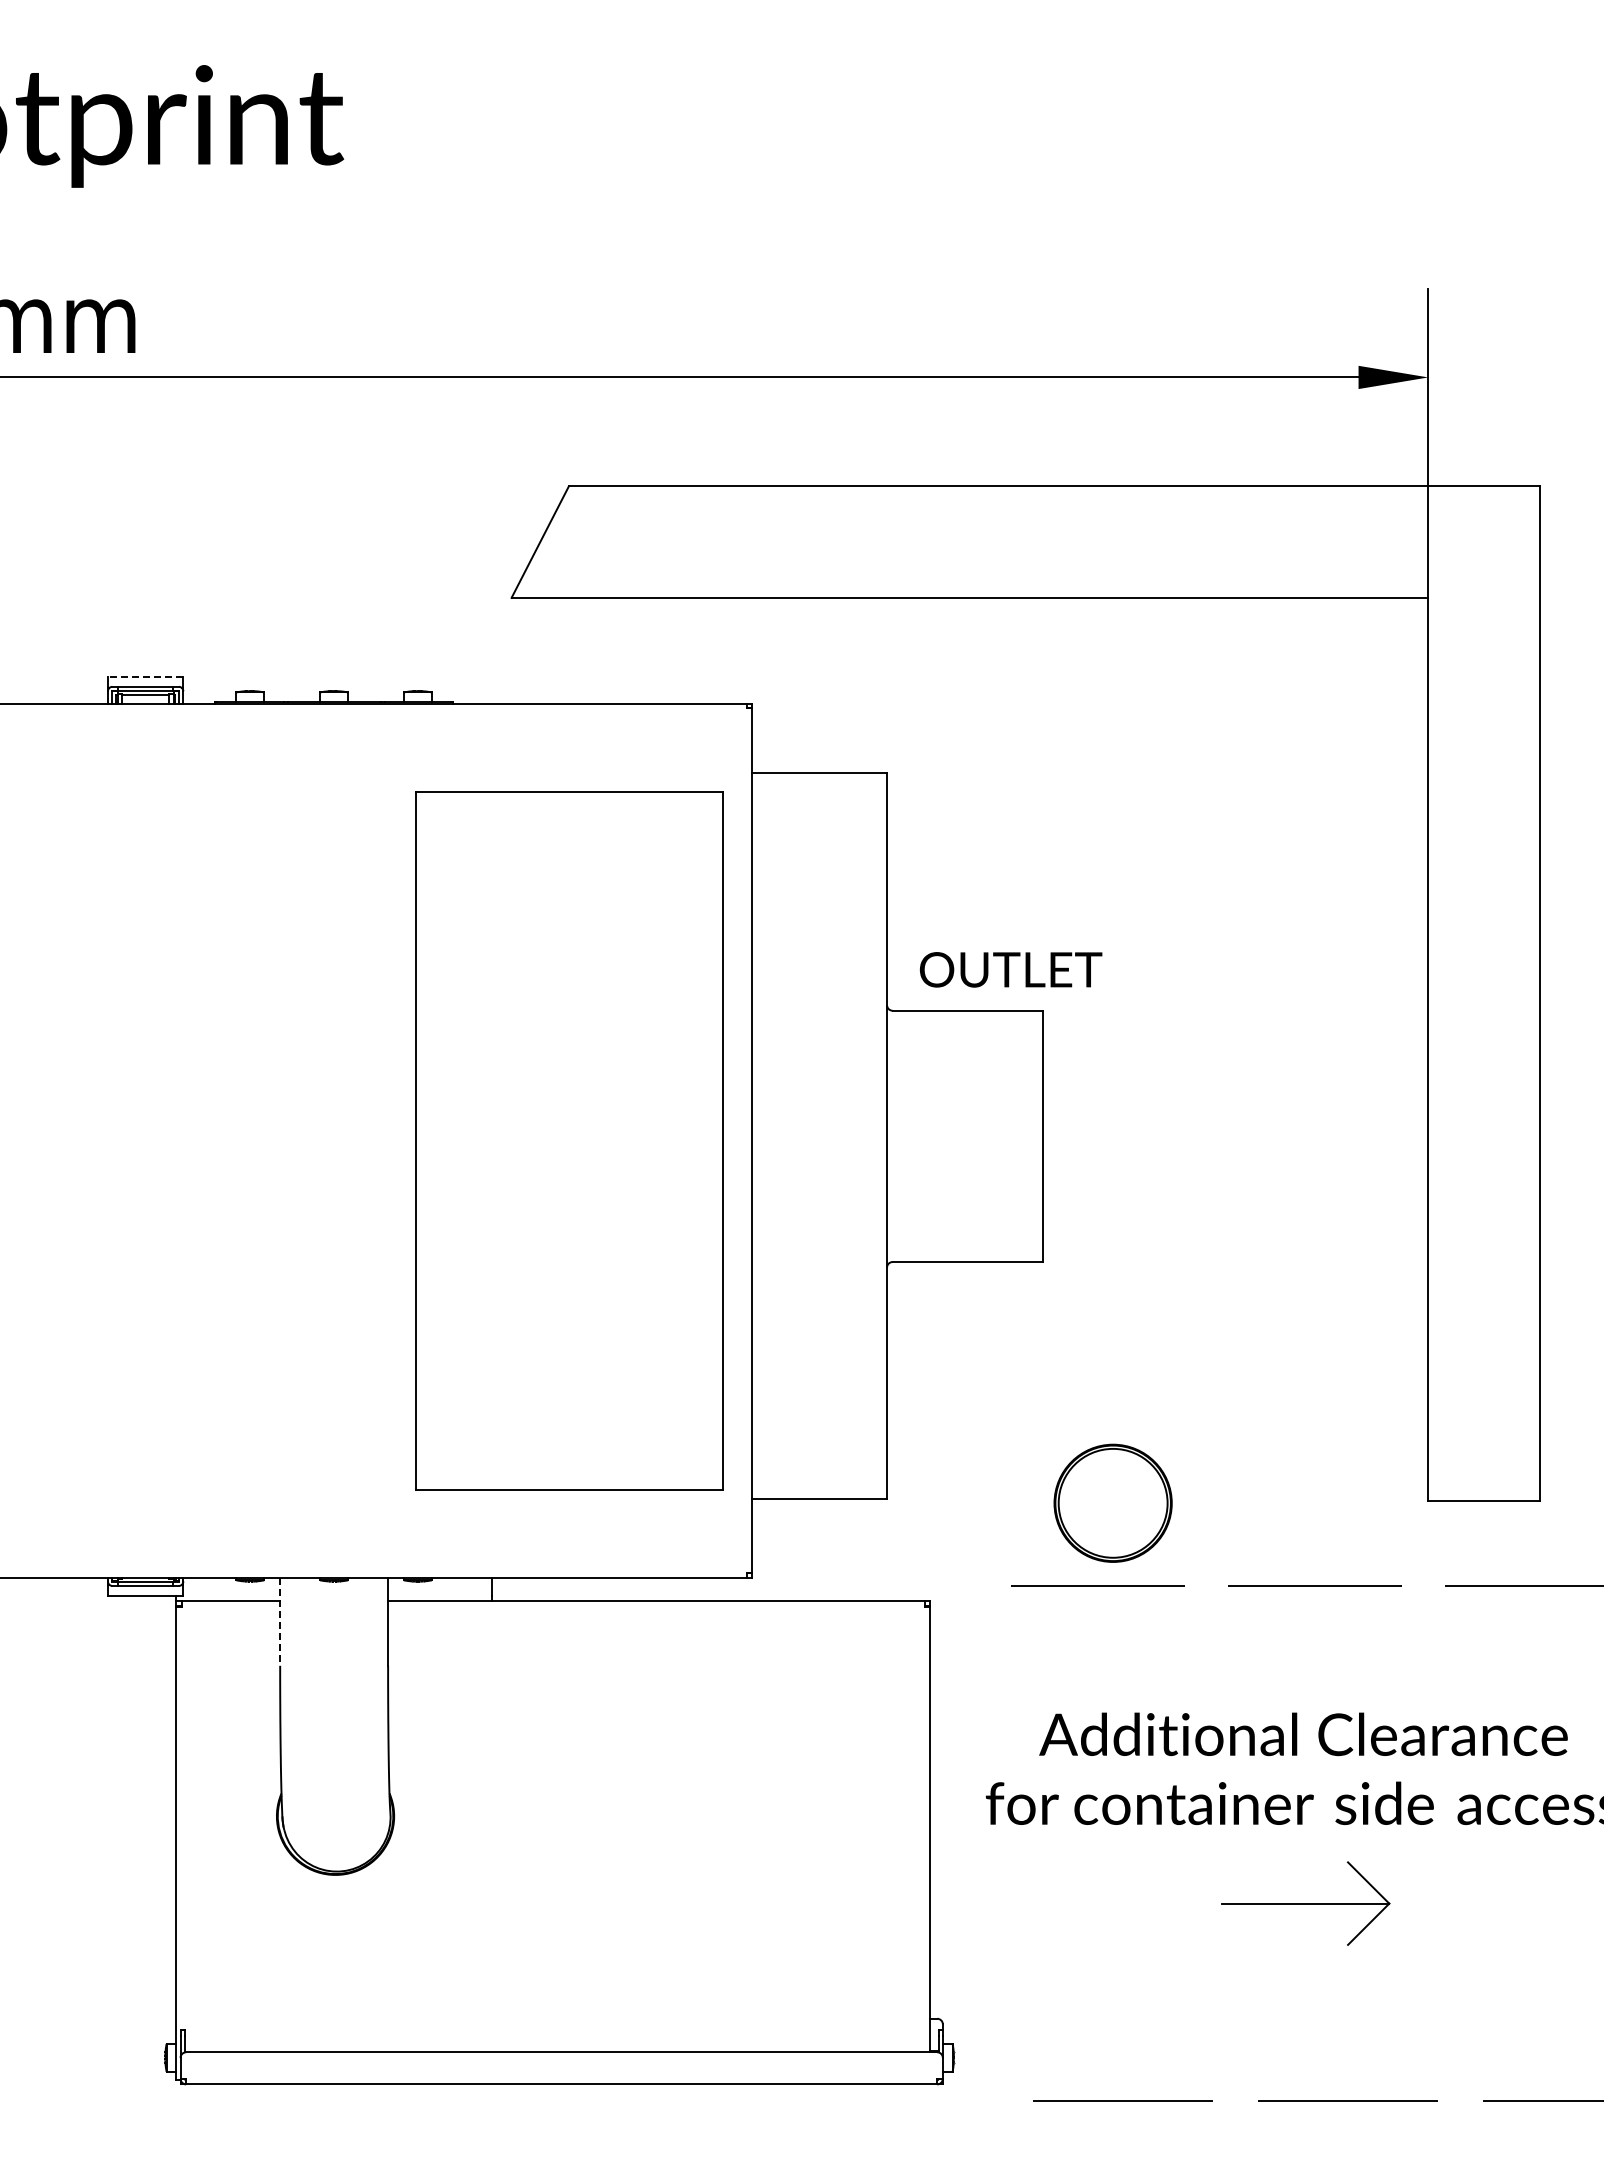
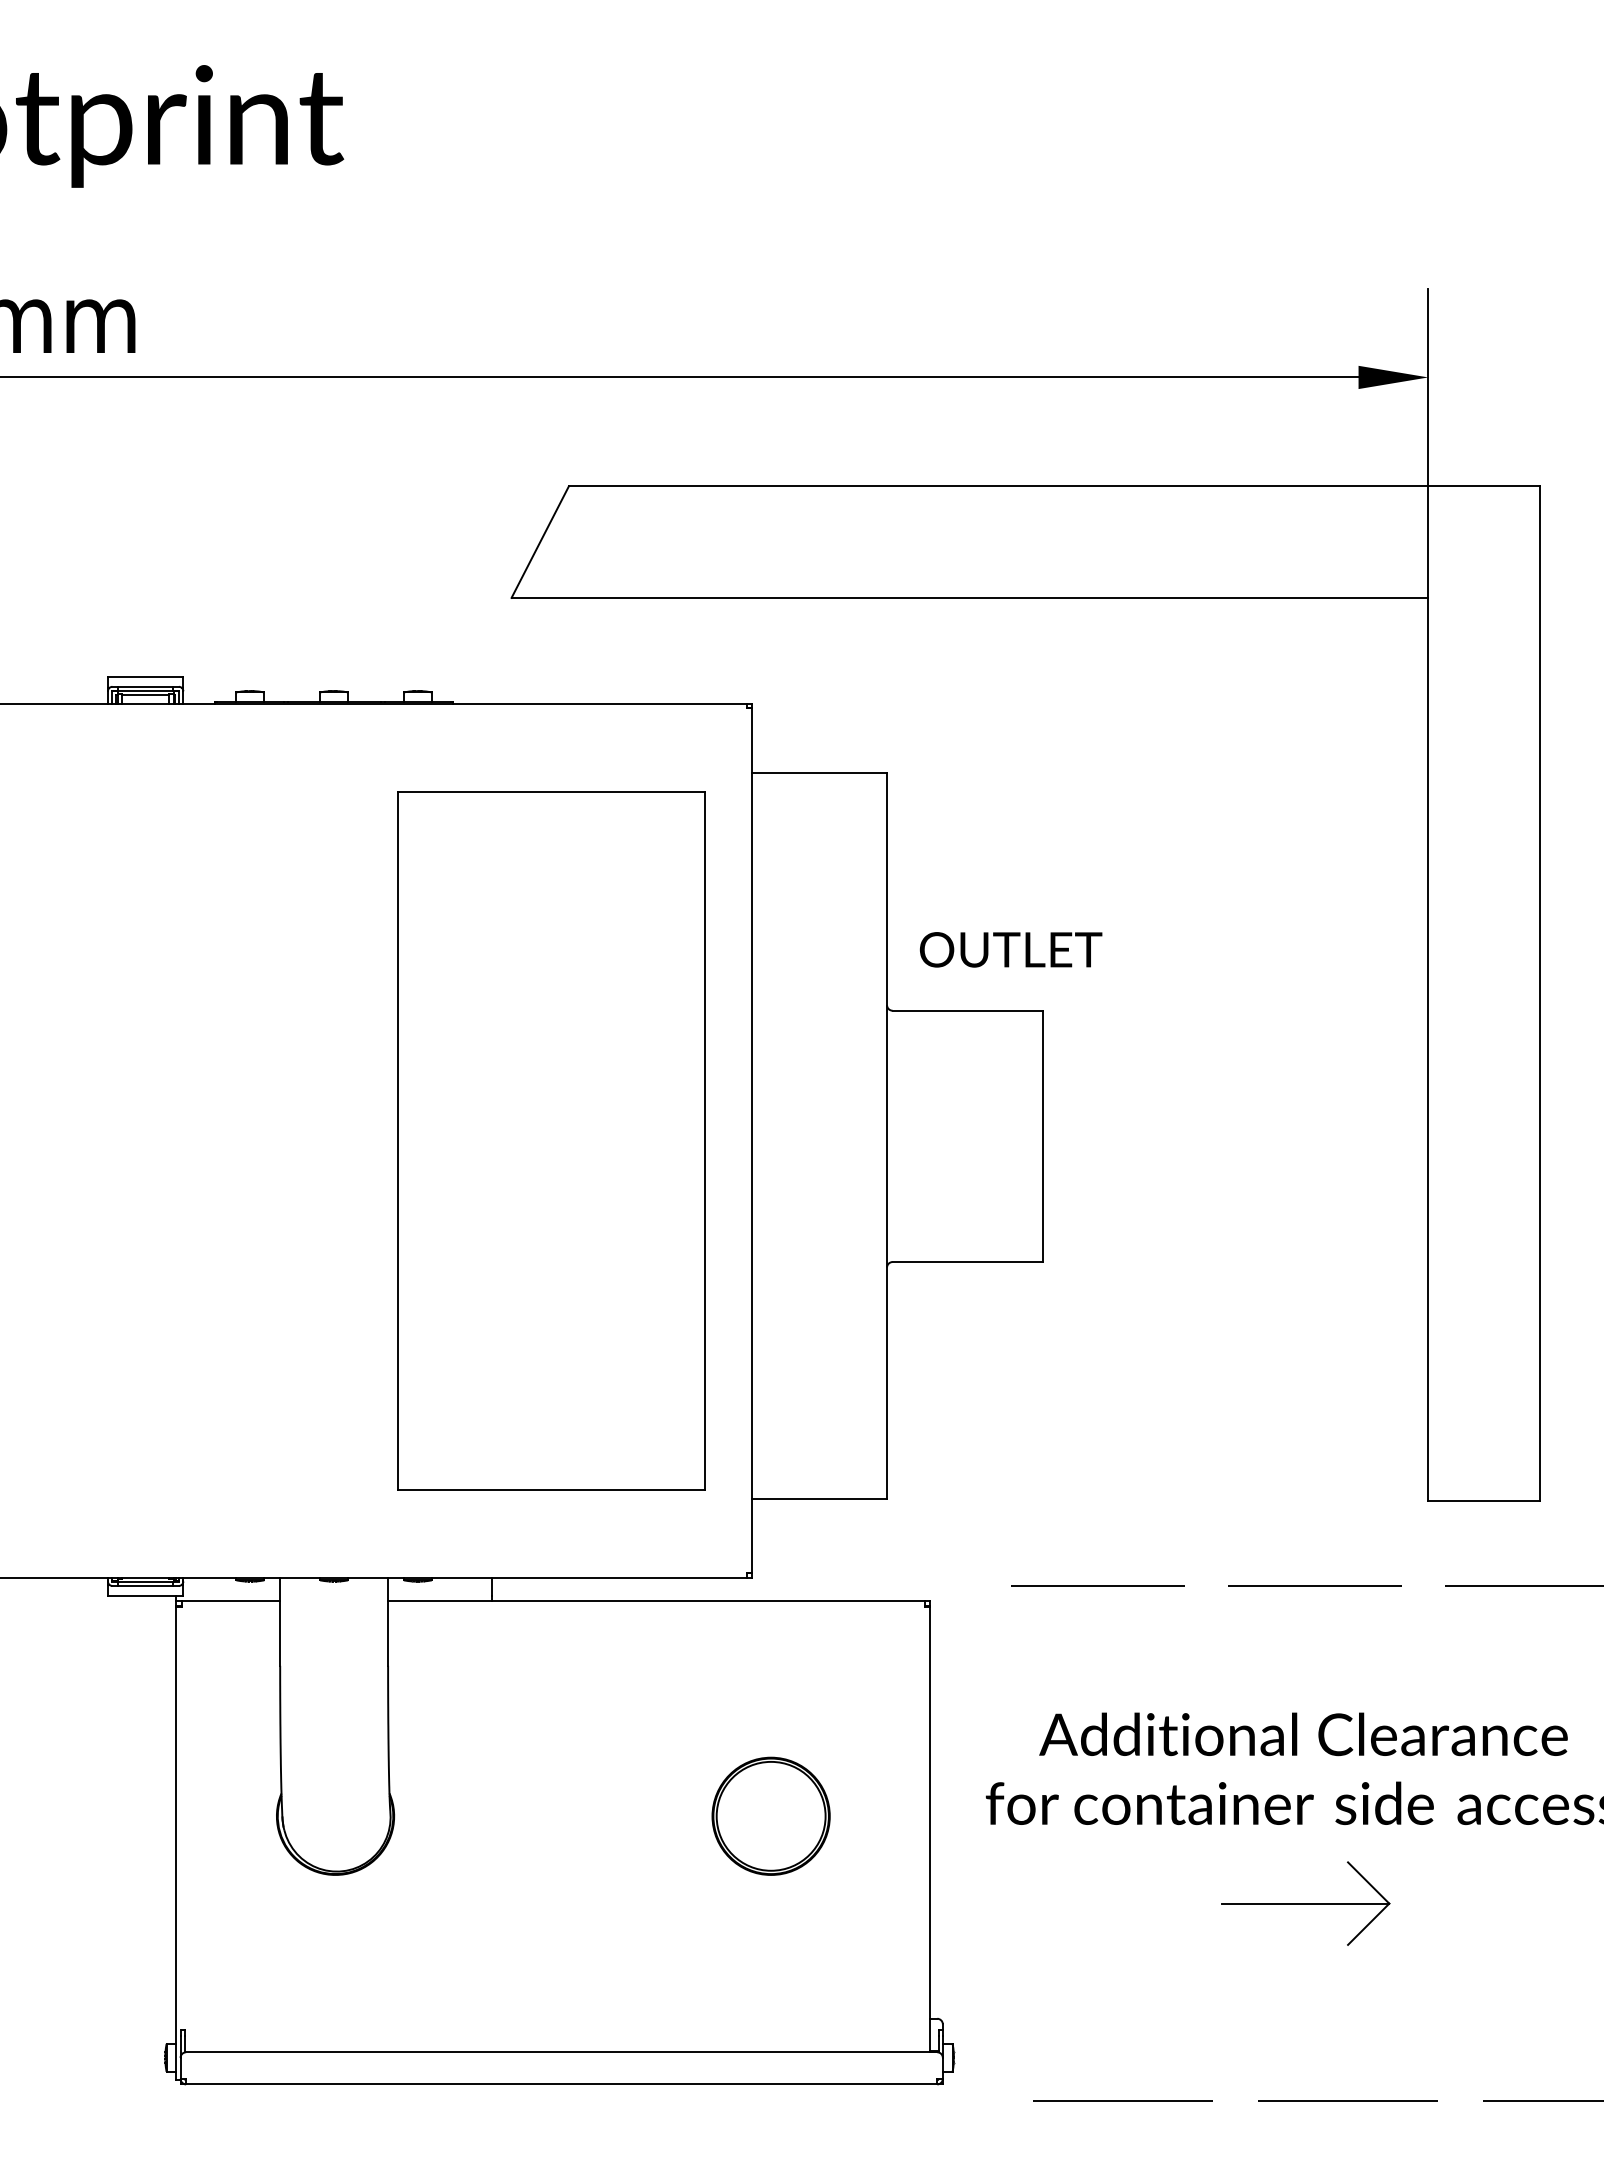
line: dashed -> solid (145, 677)
text position: (1010, 969) -> (1010, 949) (1010, 949)
part position: (569, 1140) -> (551, 1140) (551, 1140)
part position: (1112, 1502) -> (770, 1815) (770, 1815)
line: dashed -> solid (280, 1622)
